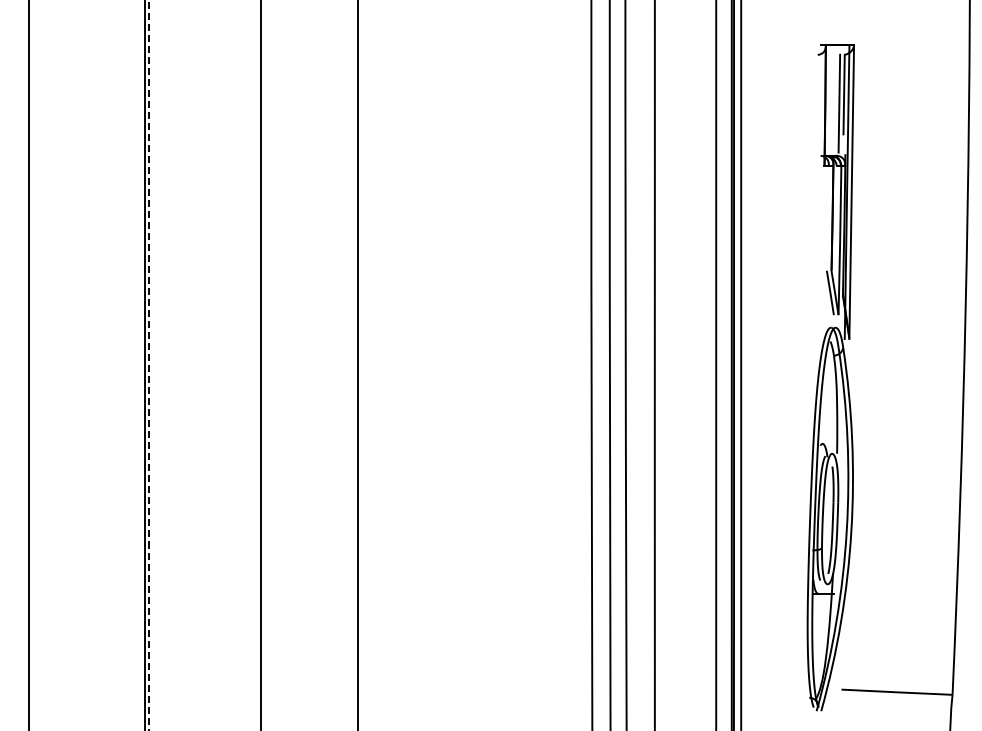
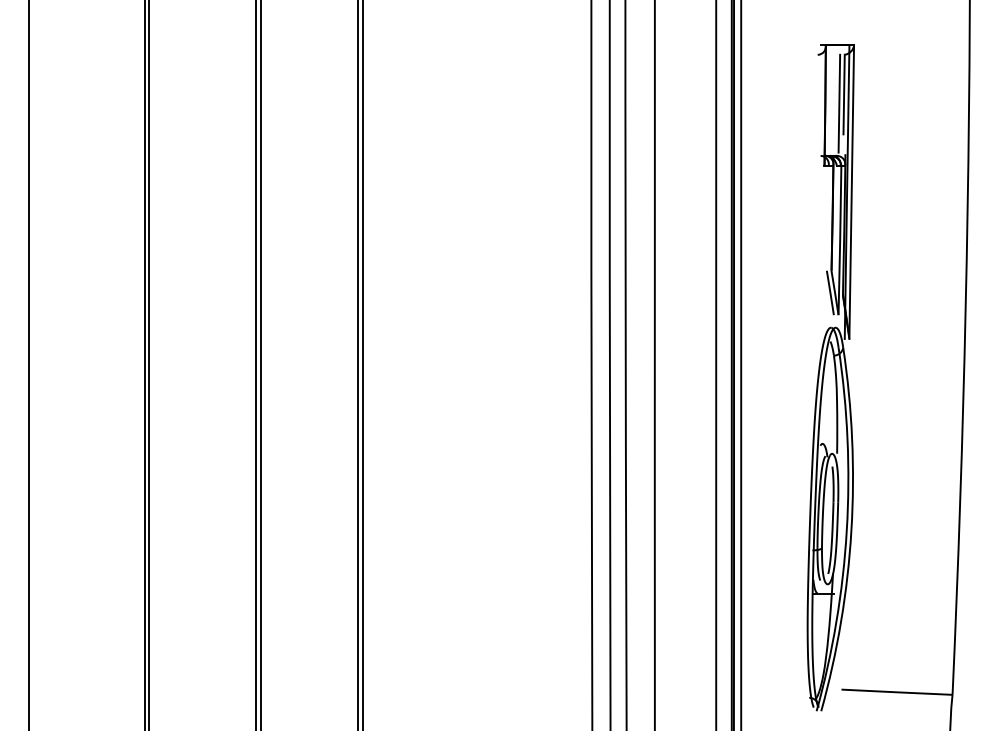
line: none -> present (256, 364)
line: none -> present (362, 364)
line: dashed -> solid (149, 365)
